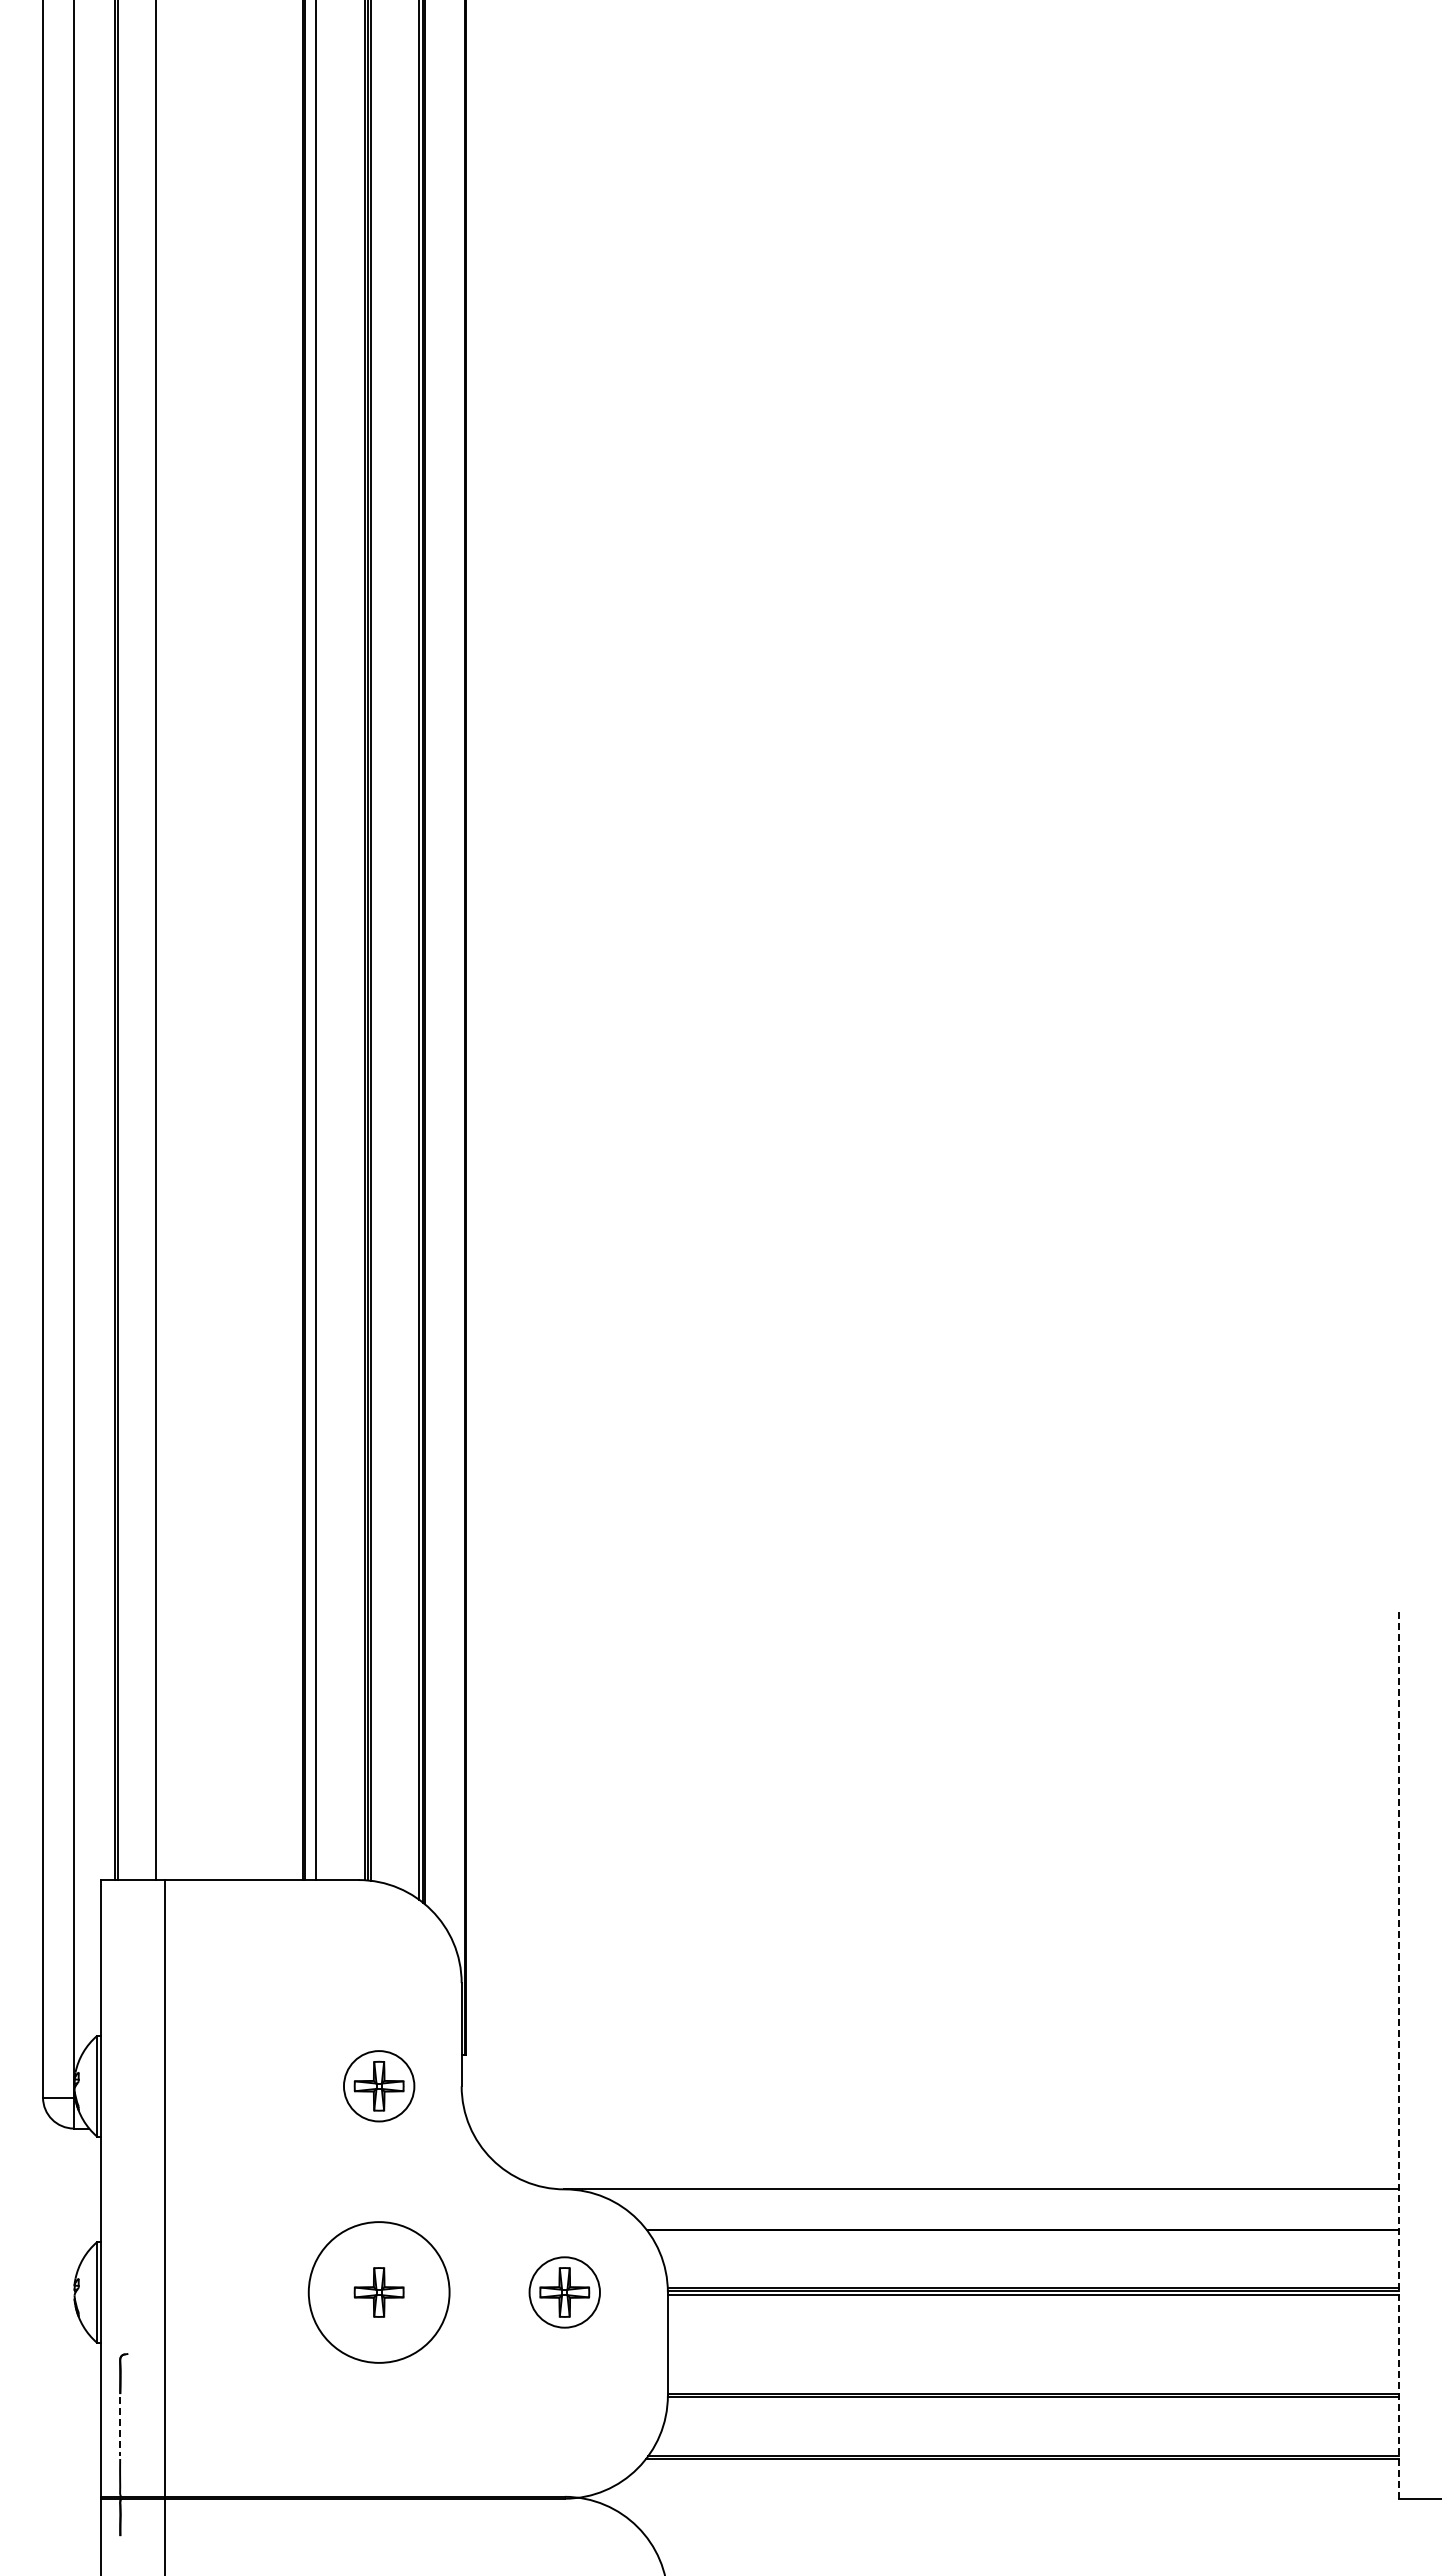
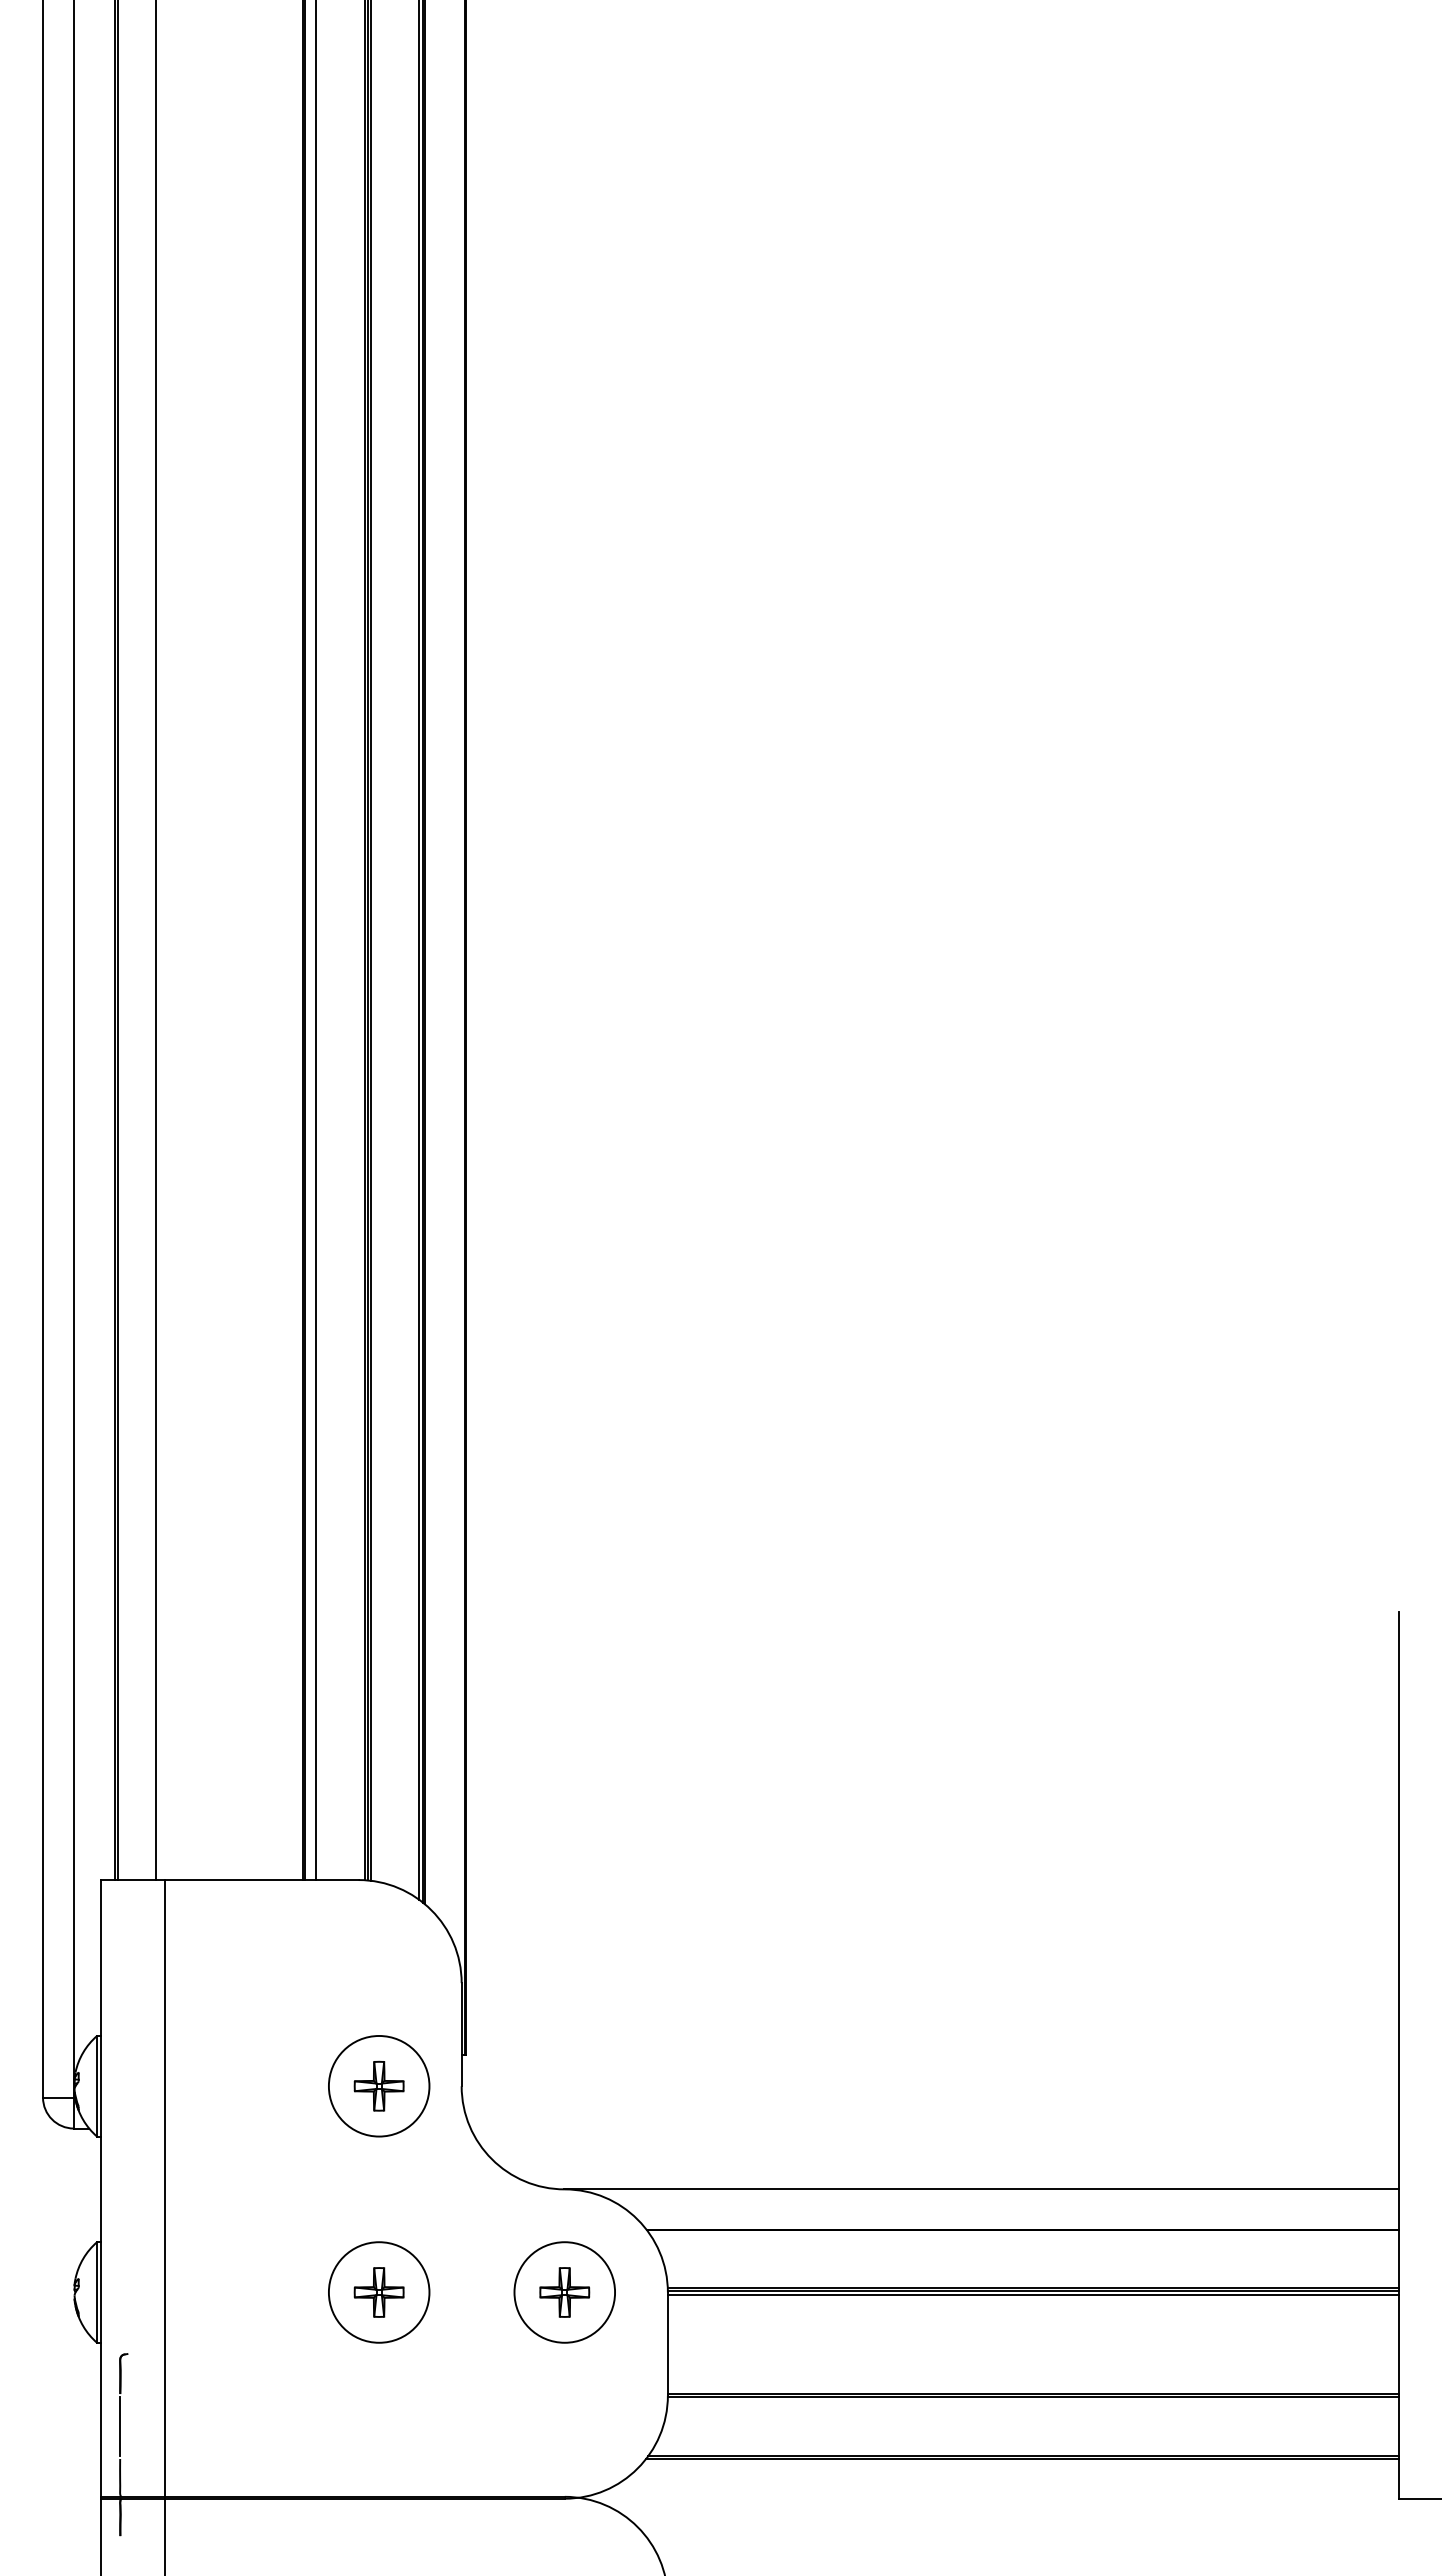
line: dashed -> solid (1398, 2055)
circle diameter: 70 px -> 101 px (378, 2085)
circle diameter: 141 px -> 101 px (378, 2292)
circle diameter: 70 px -> 101 px (564, 2292)
line: dashed -> solid (120, 2427)
